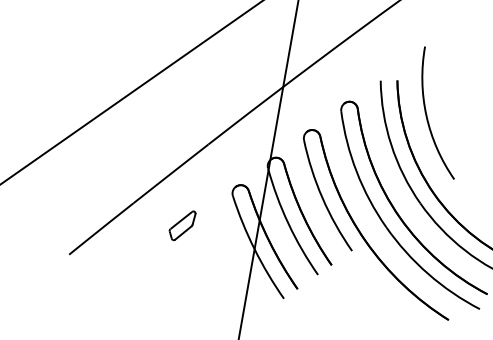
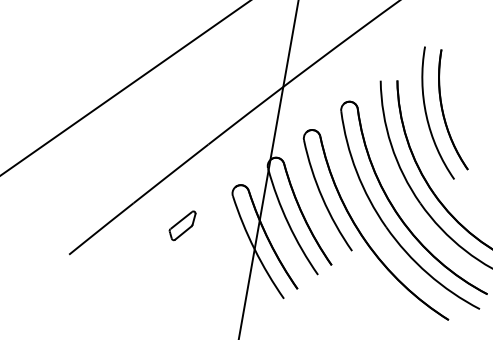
line position: (131, 92) -> (125, 88) (125, 88)
part: none -> present (444, 113)
